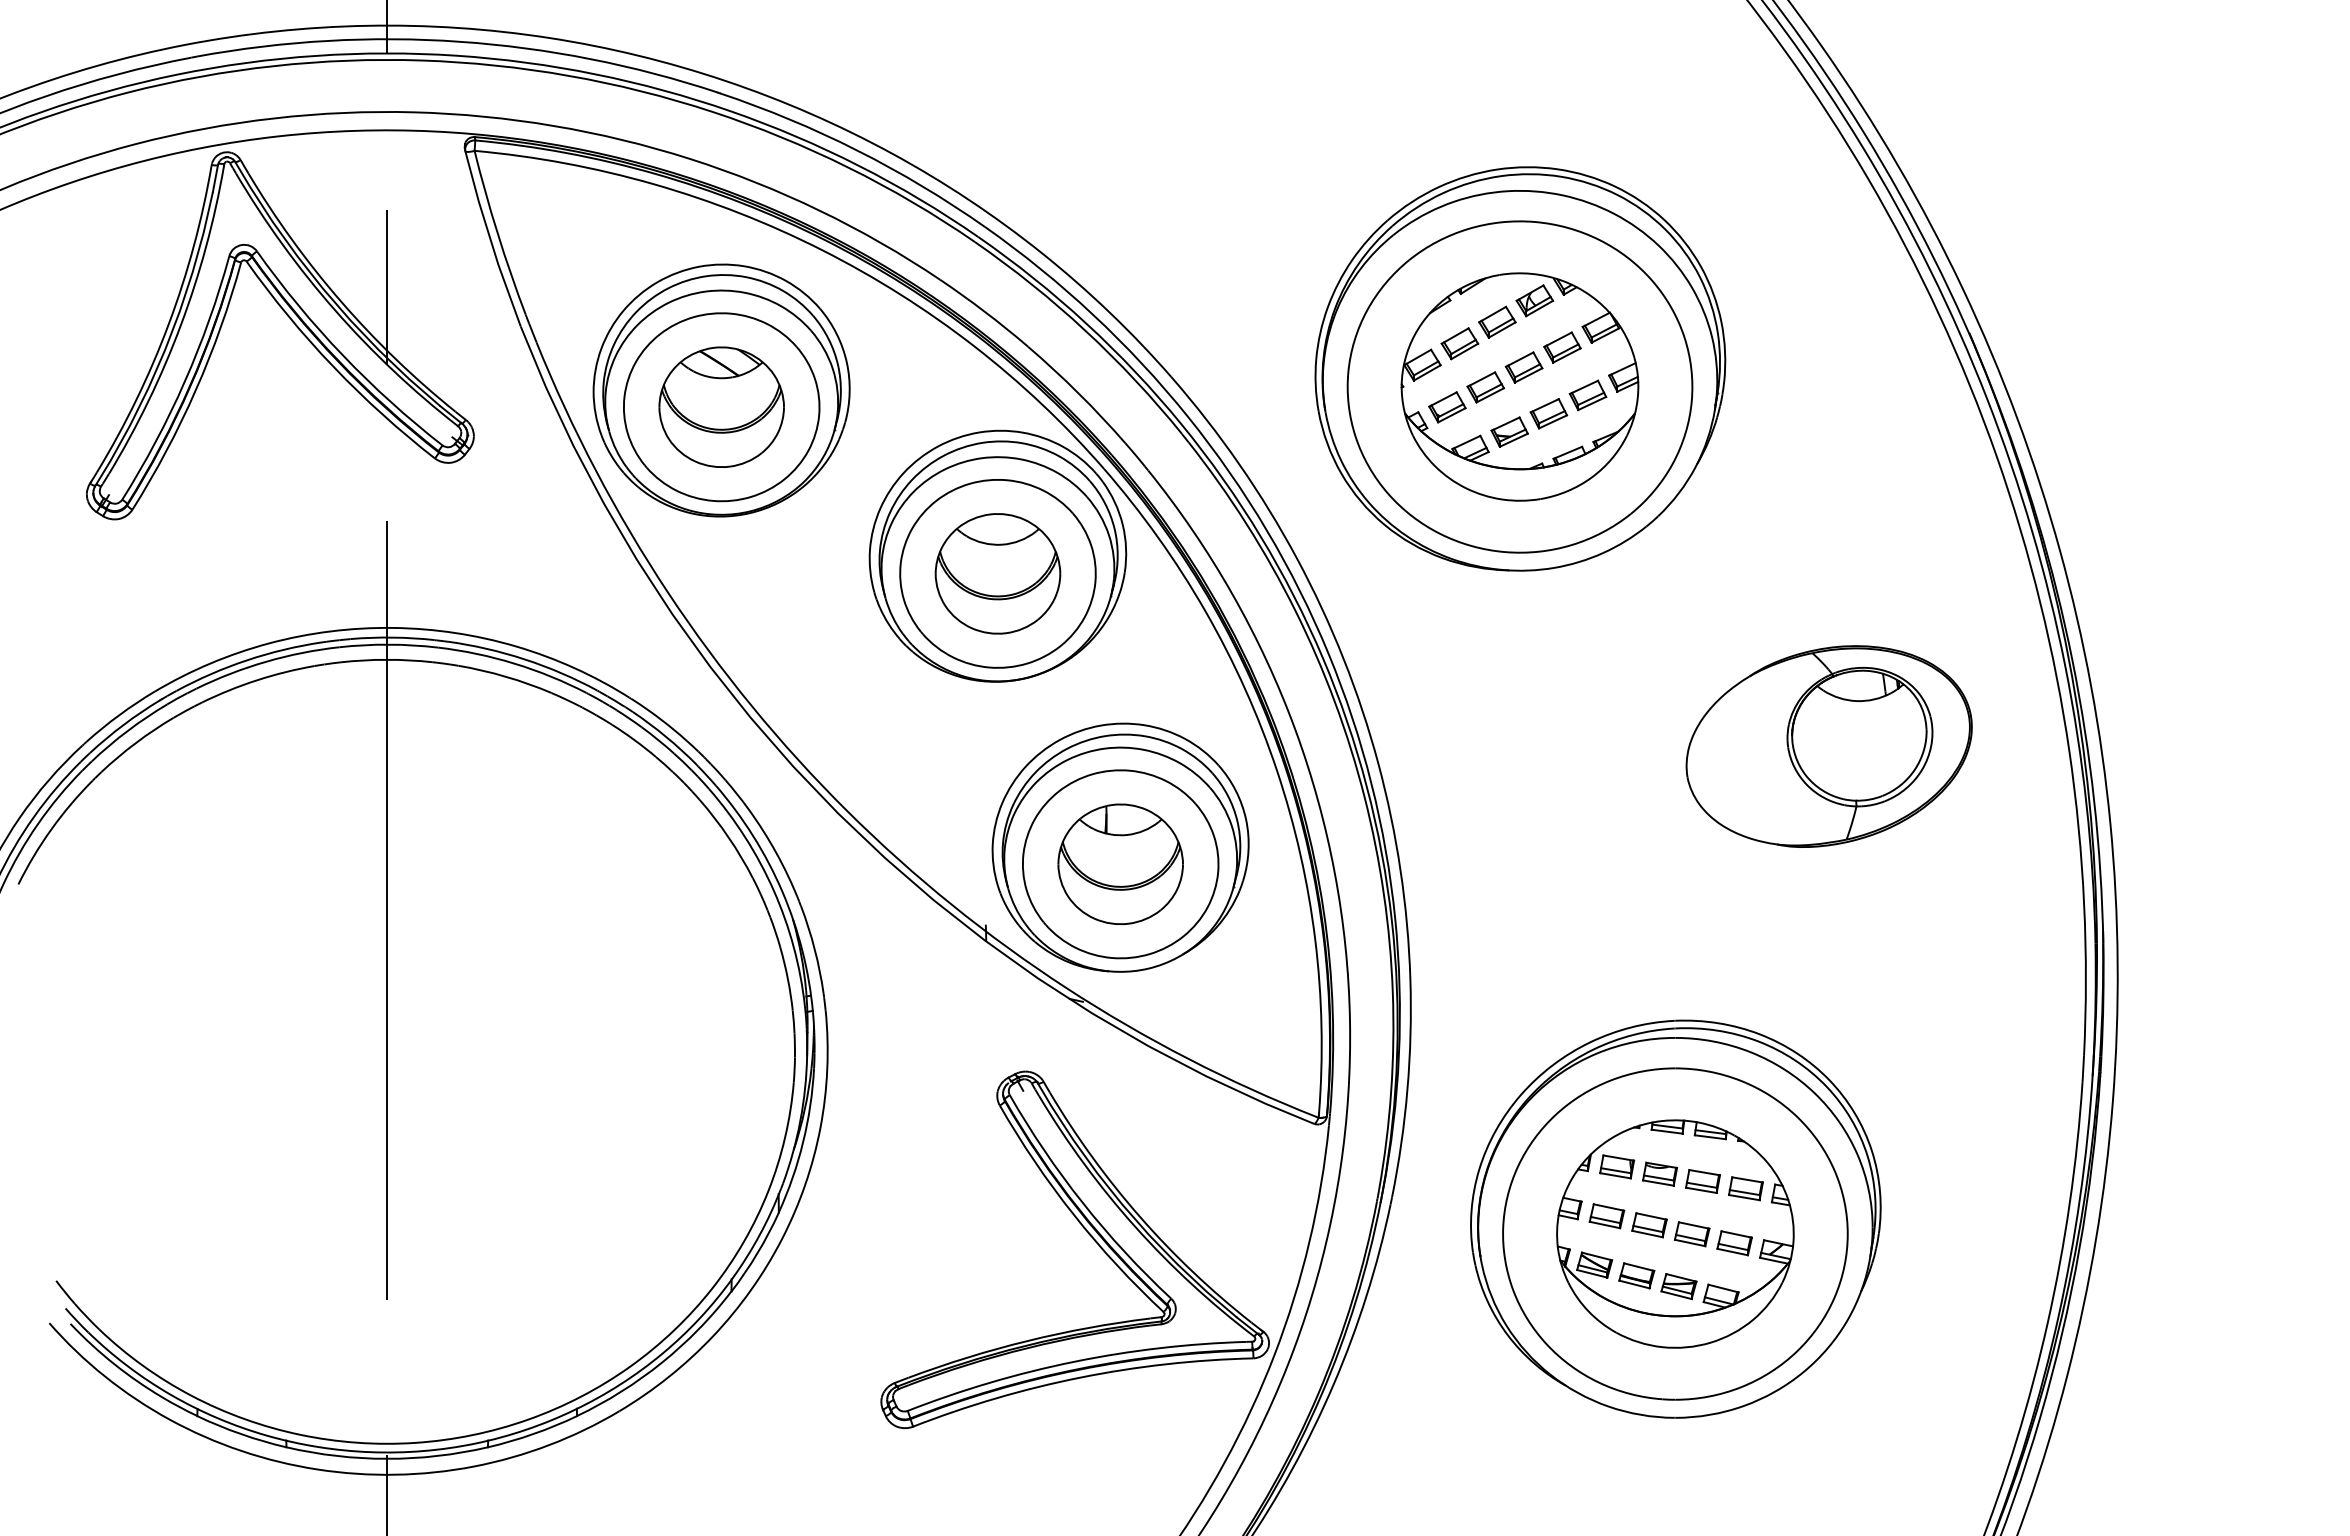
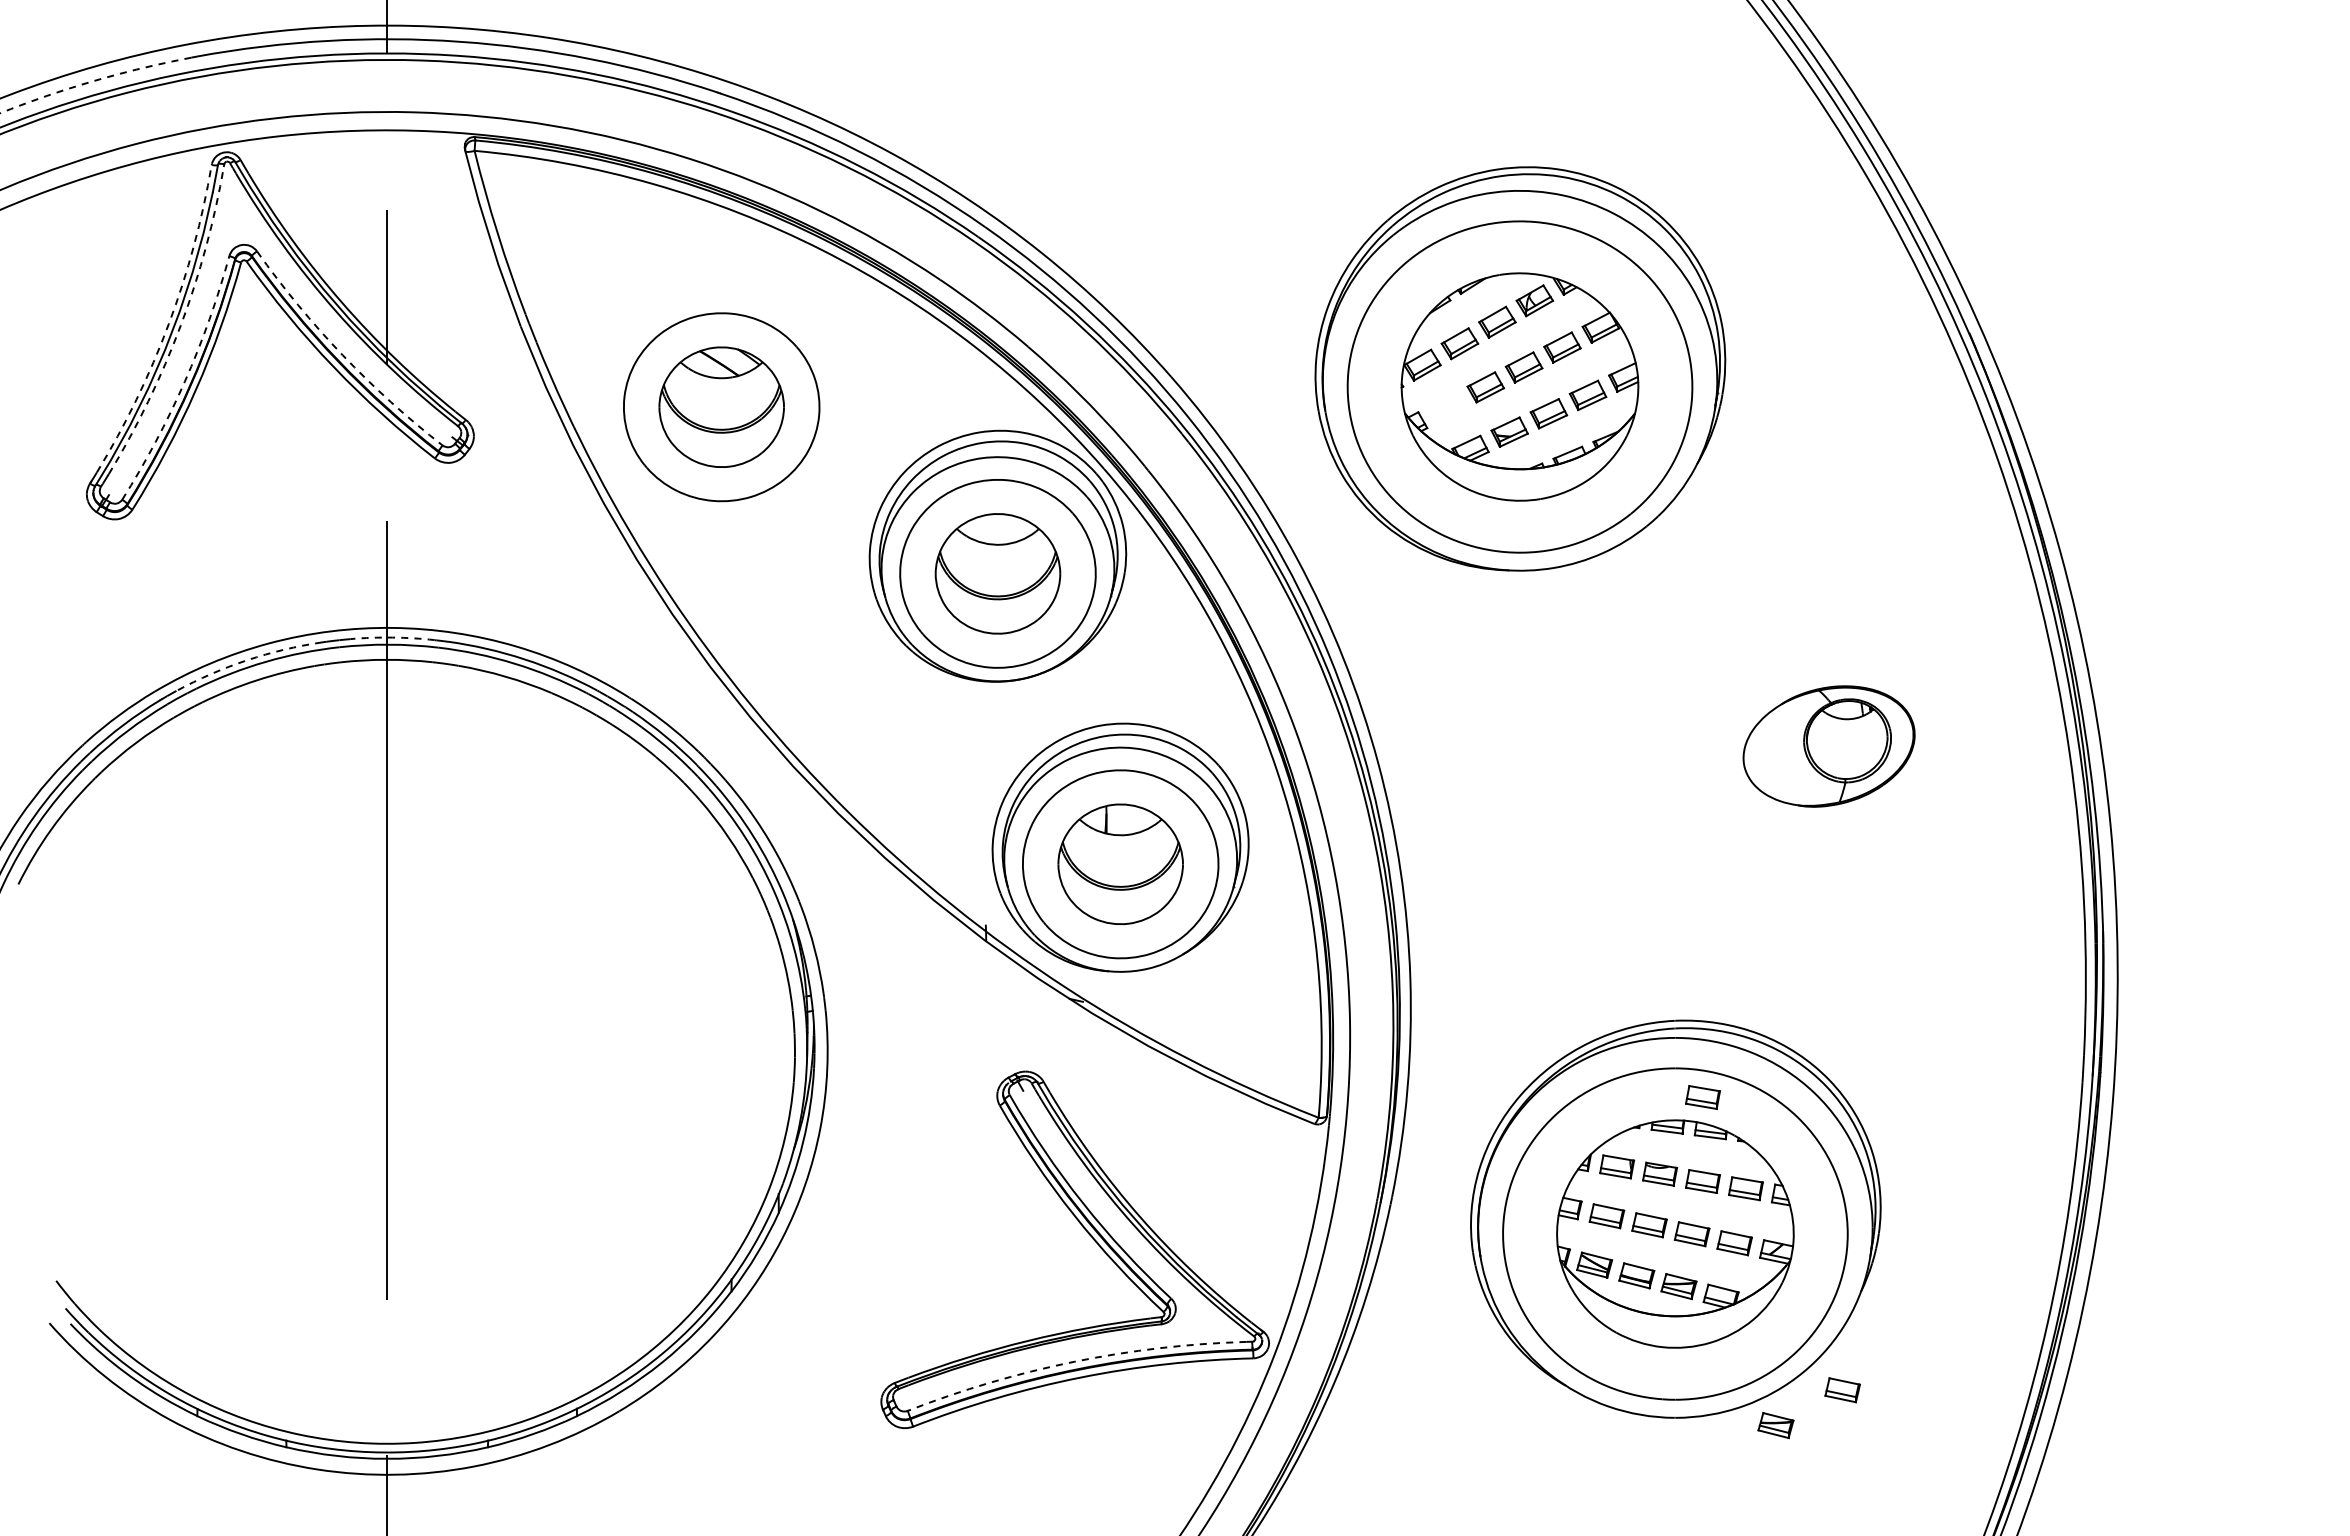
arc: solid -> dashed (94, 80)
arc: solid -> dashed (168, 324)
arc: solid -> dashed (180, 325)
arc: solid -> dashed (342, 355)
arc: solid -> dashed (184, 381)
part: present -> none (721, 390)
part: present -> none (1447, 407)
arc: solid -> dashed (392, 637)
arc: solid -> dashed (247, 660)
part size: 288x203 px -> 174x123 px (1828, 746)
part: none -> present (1702, 1097)
arc: solid -> dashed (1074, 1361)
part: none -> present (1842, 1390)
part: none -> present (1775, 1425)
